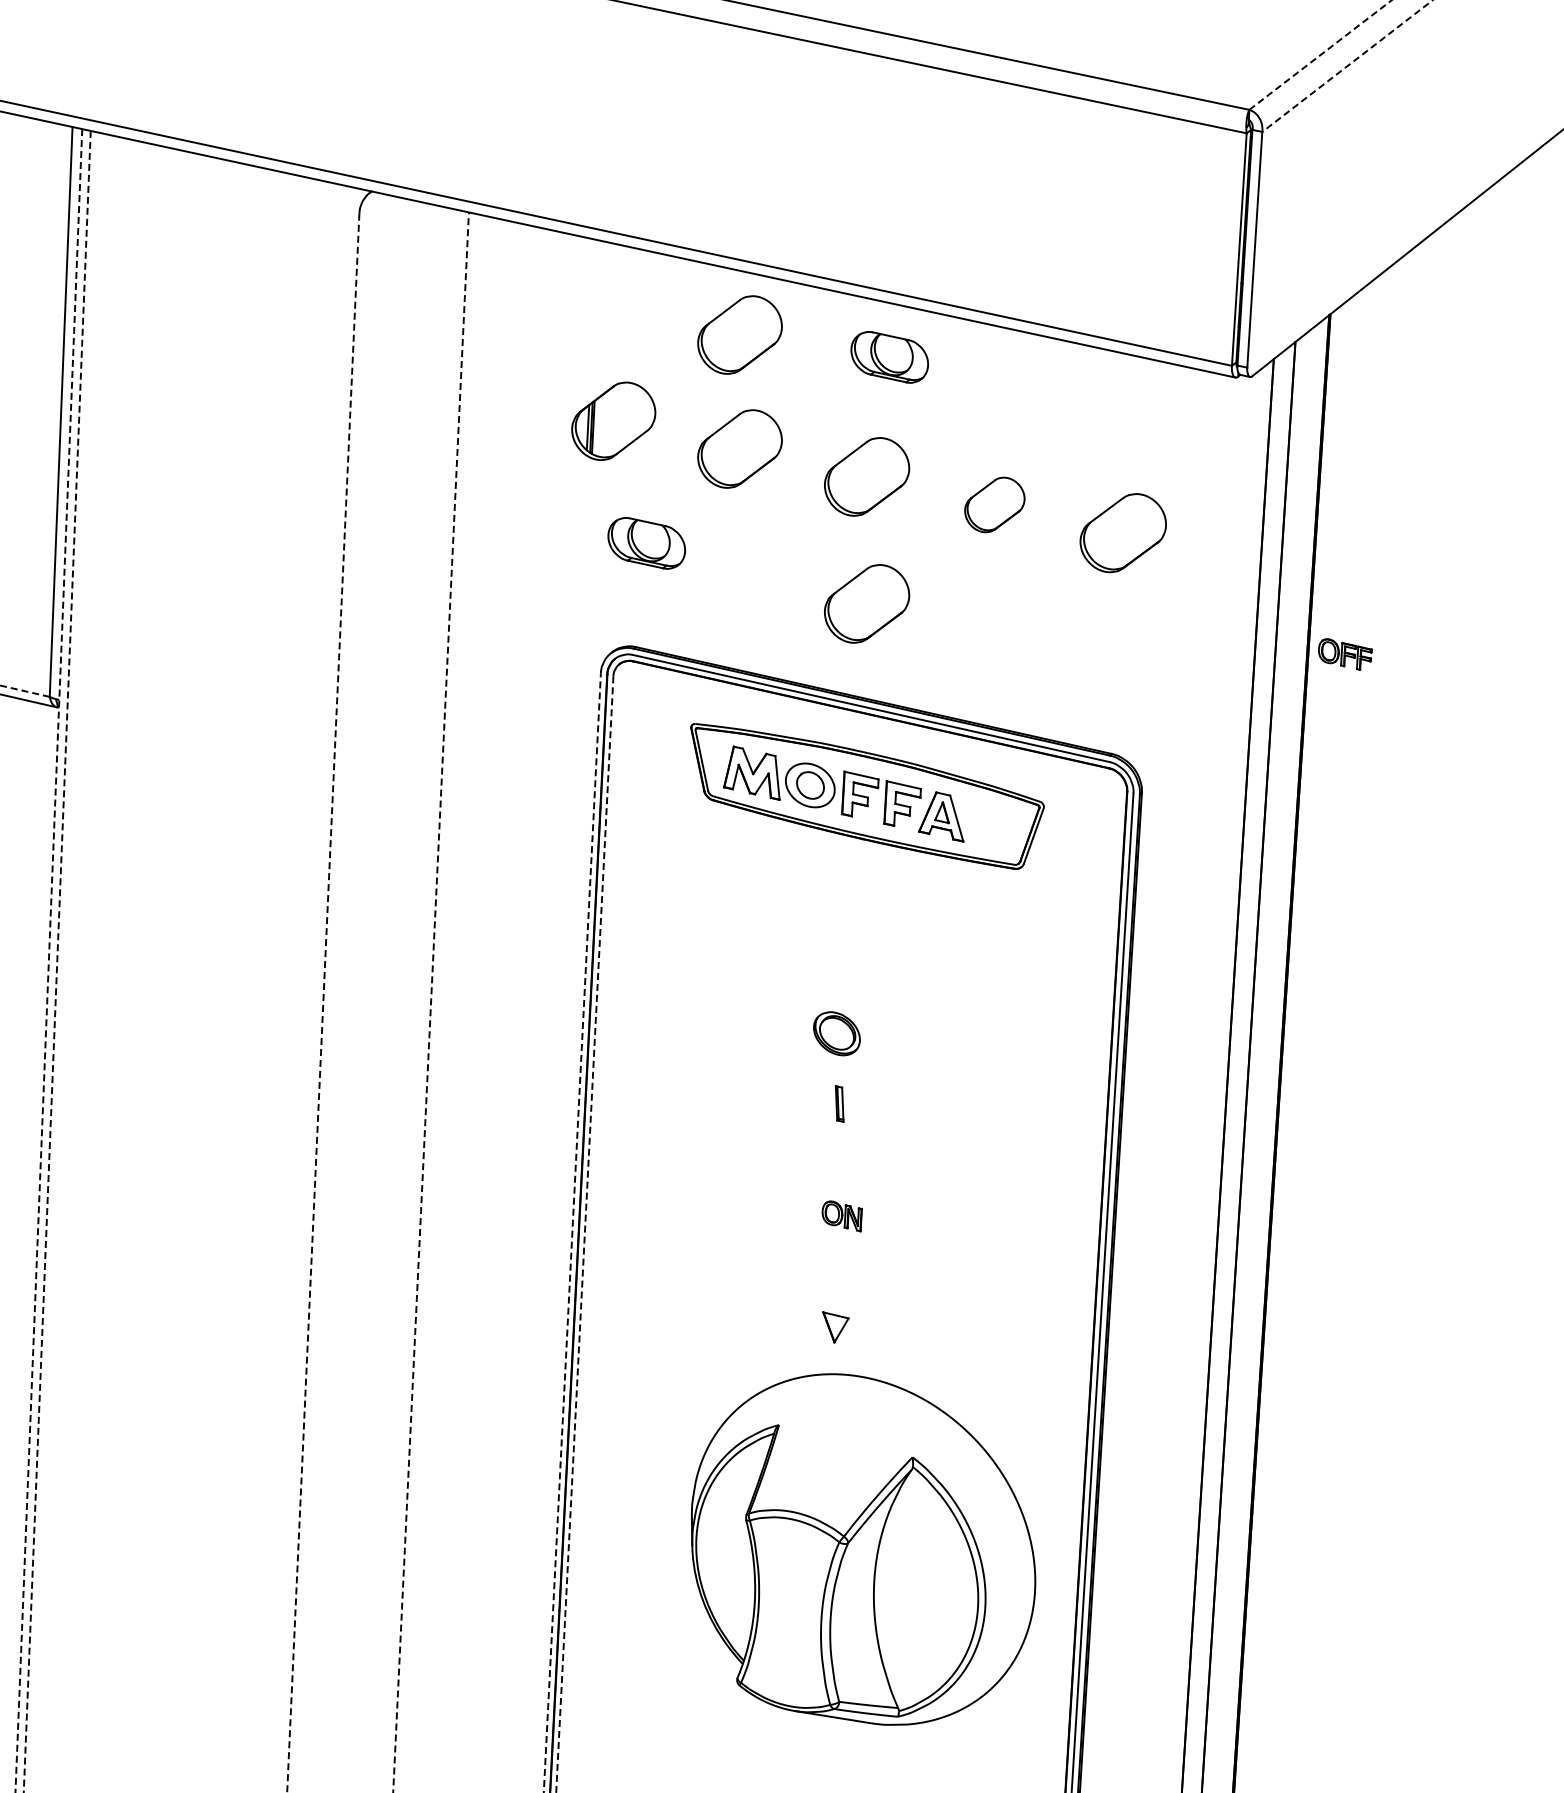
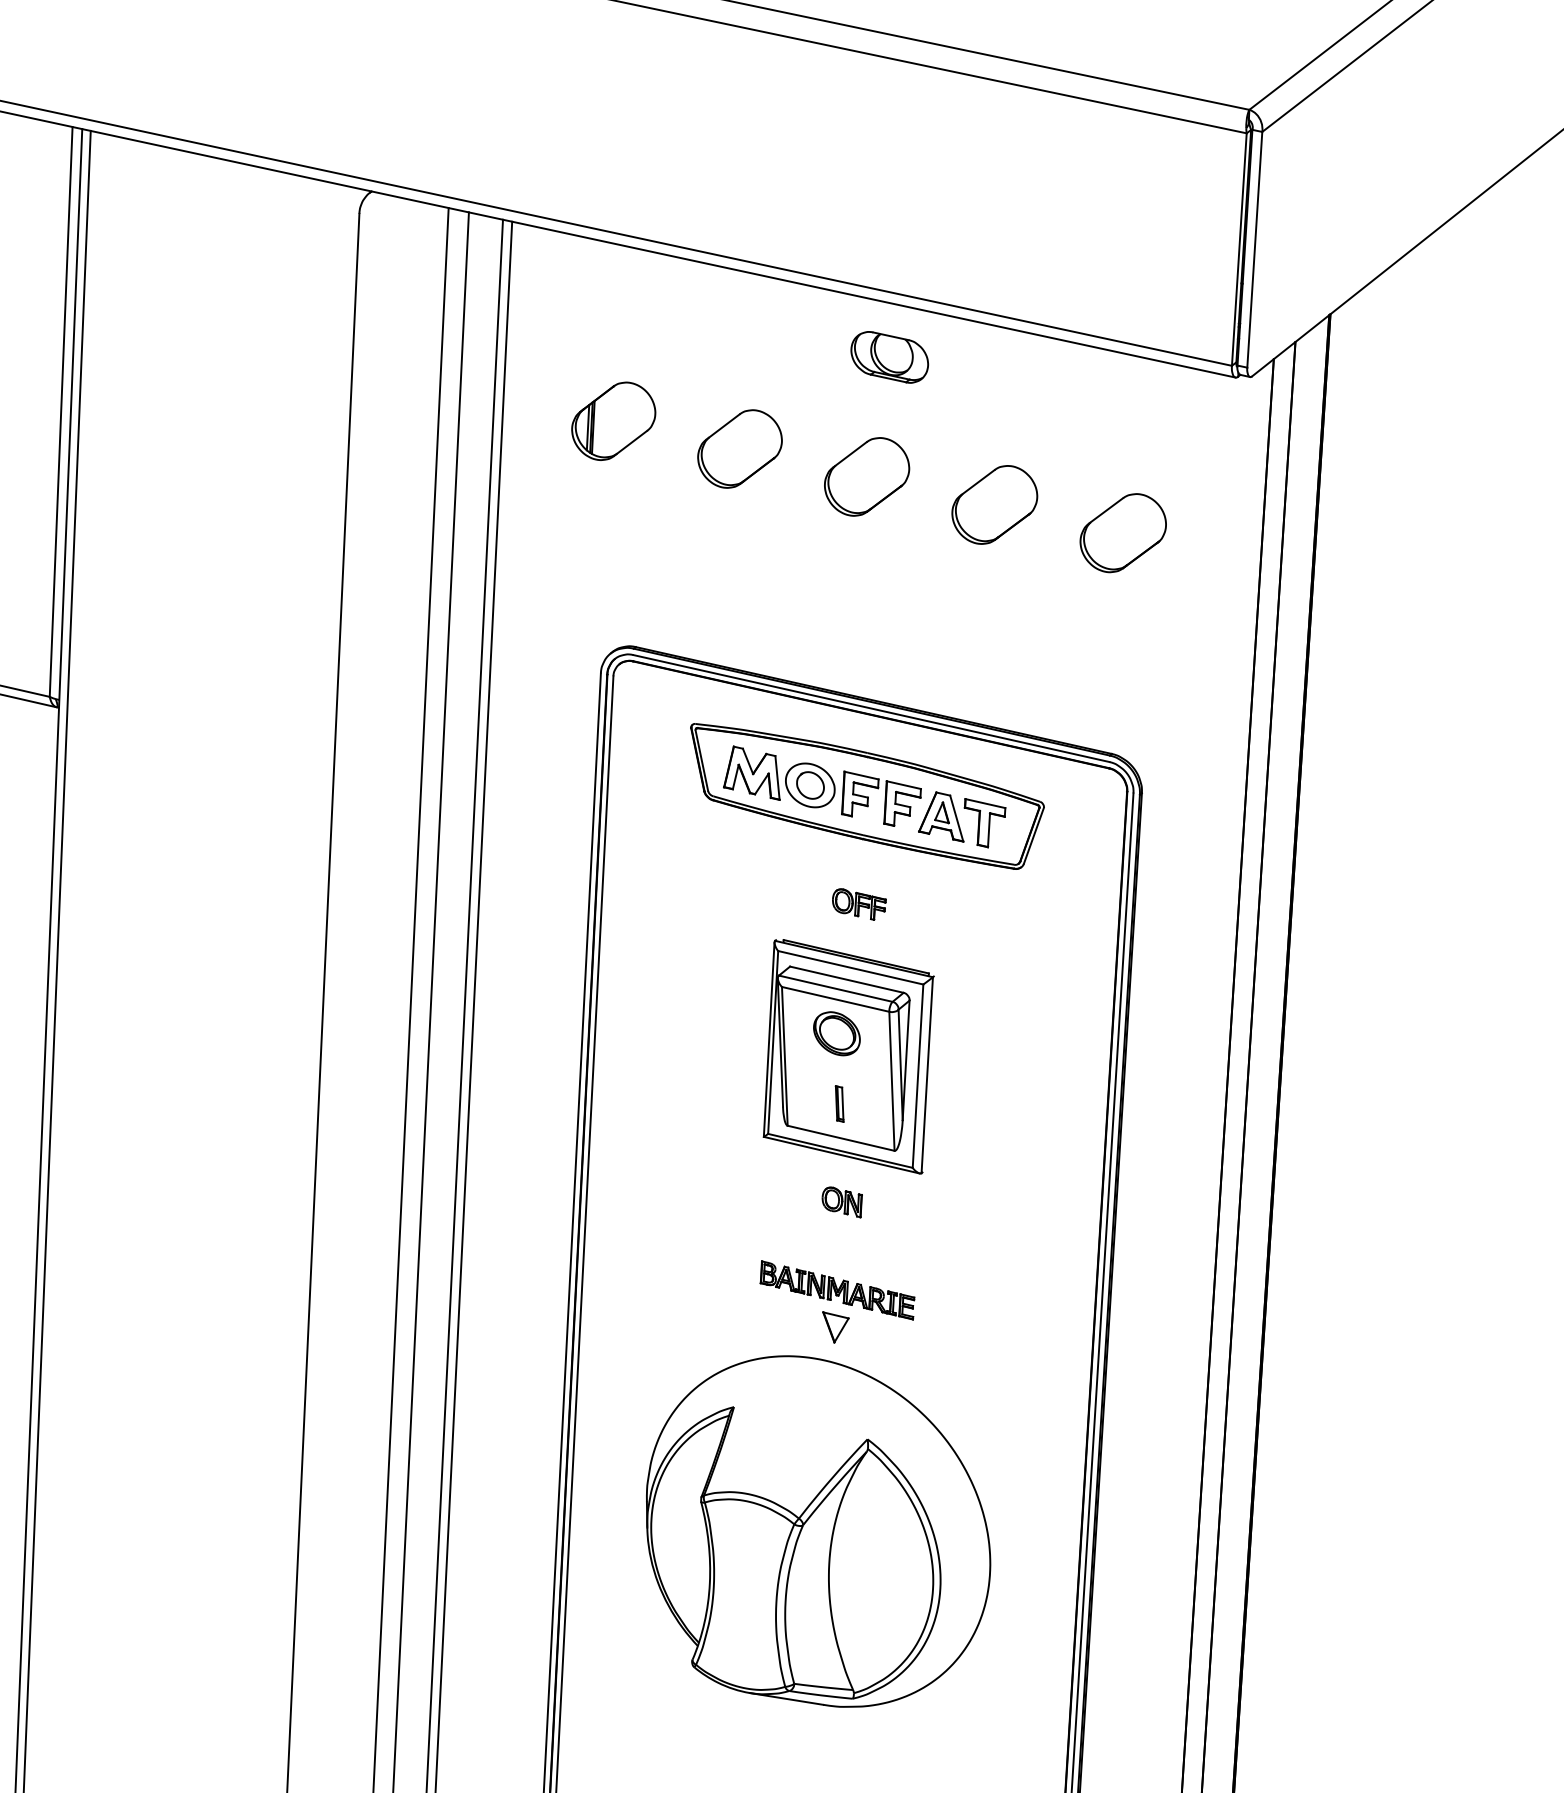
line: dashed -> solid (1320, 54)
line: dashed -> solid (1346, 66)
part: present -> none (739, 334)
part size: 62x58 px -> 88x80 px (994, 504)
part: present -> none (646, 543)
part: present -> none (867, 603)
part position: (1345, 654) -> (859, 904) (859, 904)
line: dashed -> solid (24, 691)
part: none -> present (984, 823)
line: dashed -> solid (48, 961)
line: dashed -> solid (57, 962)
line: none -> present (410, 998)
line: dashed -> solid (431, 1002)
line: dashed -> solid (323, 1003)
line: none -> present (464, 1004)
line: none -> present (473, 1005)
part: none -> present (848, 1056)
part position: (841, 1216) -> (841, 1202) (841, 1202)
line: dashed -> solid (572, 1232)
line: dashed -> solid (584, 1234)
part: none -> present (837, 1290)
part position: (863, 1549) -> (818, 1531) (818, 1531)
